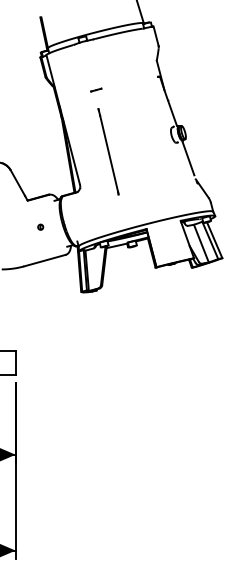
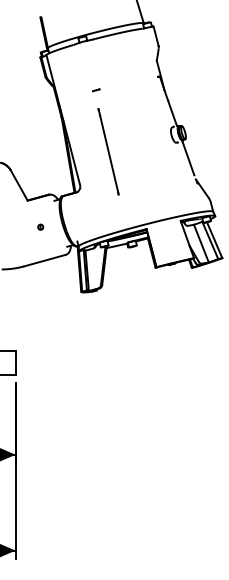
part size: 13x6 px -> 9x5 px (96, 90)
